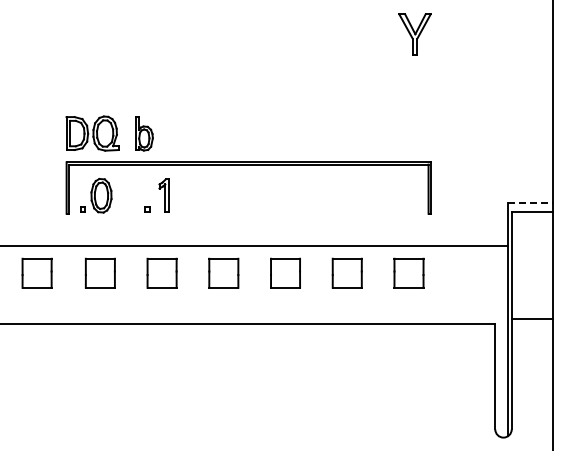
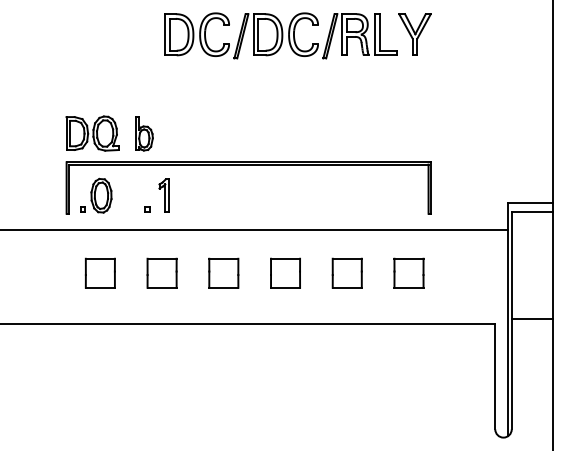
part: none -> present (280, 35)
line: dashed -> solid (530, 203)
line position: (254, 246) -> (254, 230) (254, 230)
part: present -> none (36, 272)
